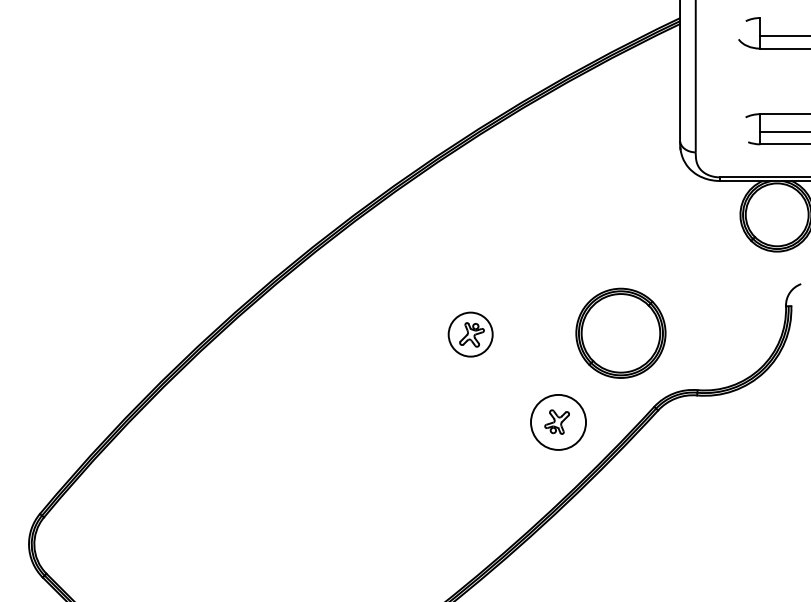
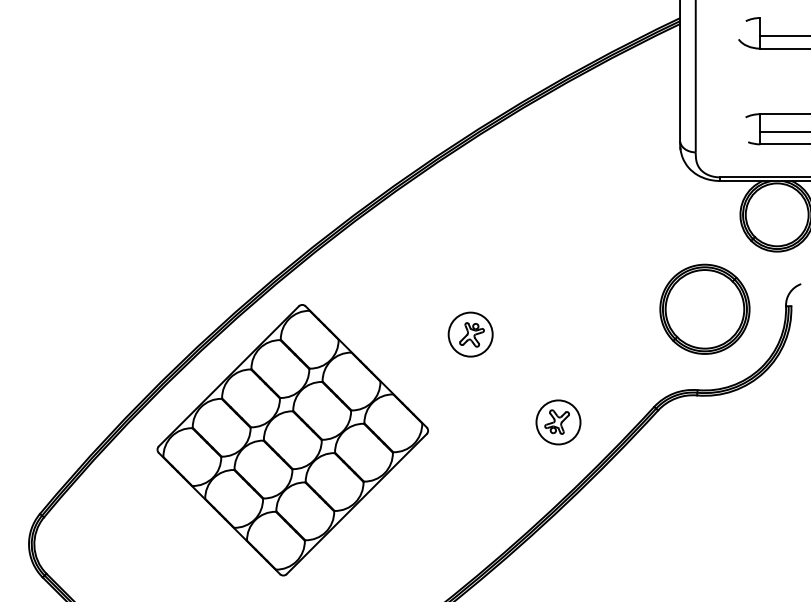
part position: (620, 332) -> (704, 308) (704, 308)
circle diameter: 55 px -> 44 px (558, 422)
part: none -> present (292, 440)
